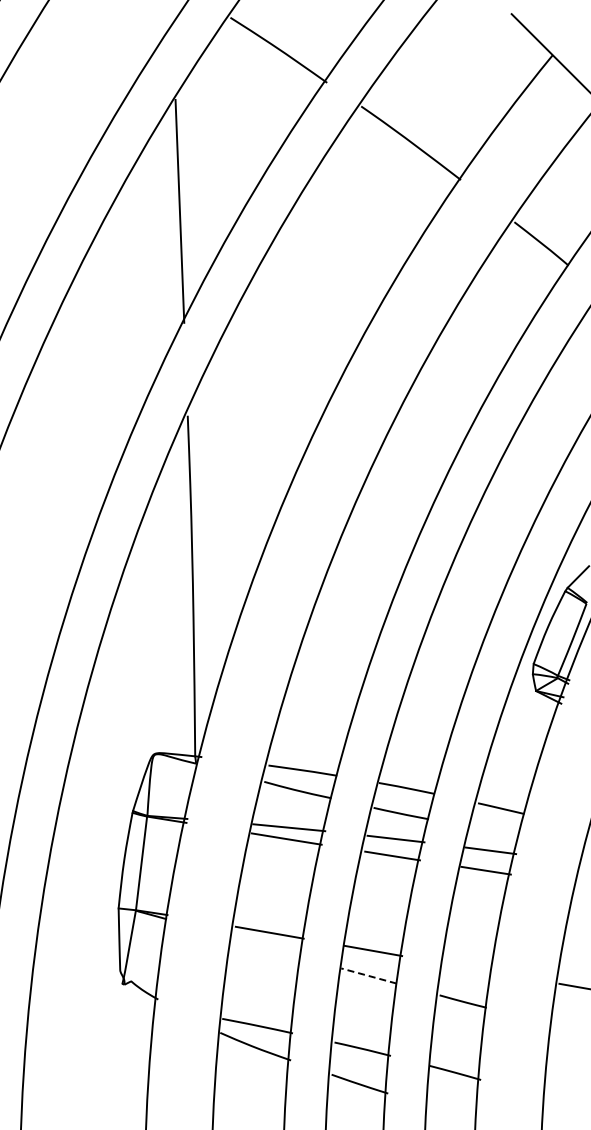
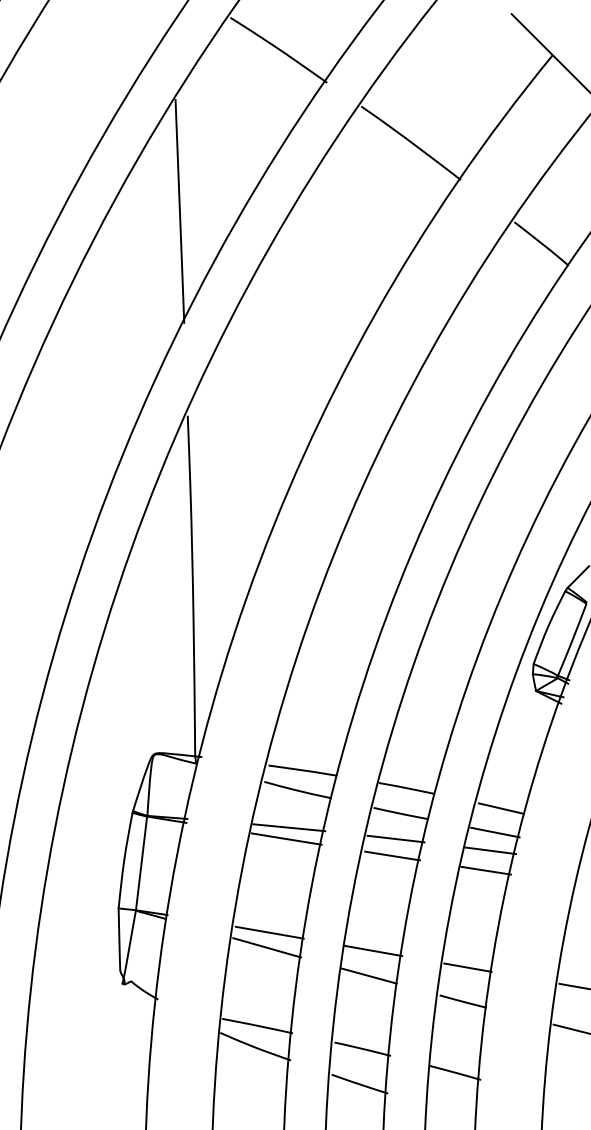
line: none -> present (495, 832)
line: none -> present (267, 947)
line: none -> present (467, 967)
line: dashed -> solid (368, 976)
line: none -> present (570, 1028)
